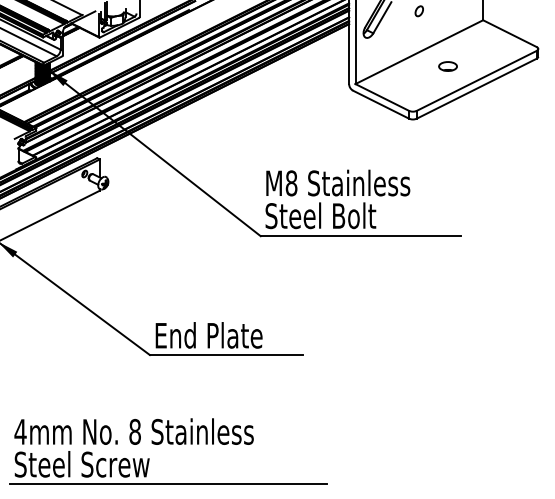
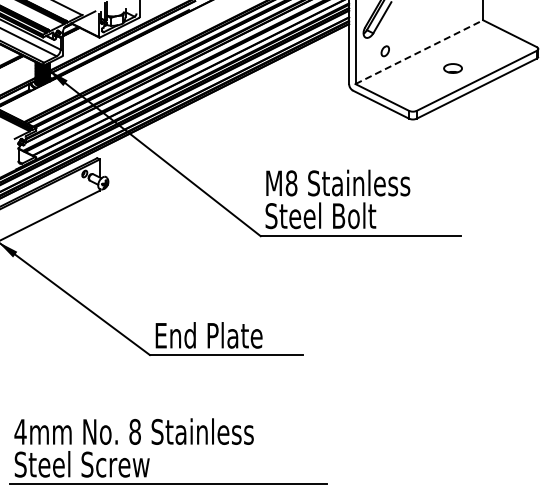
part position: (418, 11) -> (384, 51) (384, 51)
line: solid -> dashed (419, 51)
part position: (447, 66) -> (452, 68) (452, 68)
